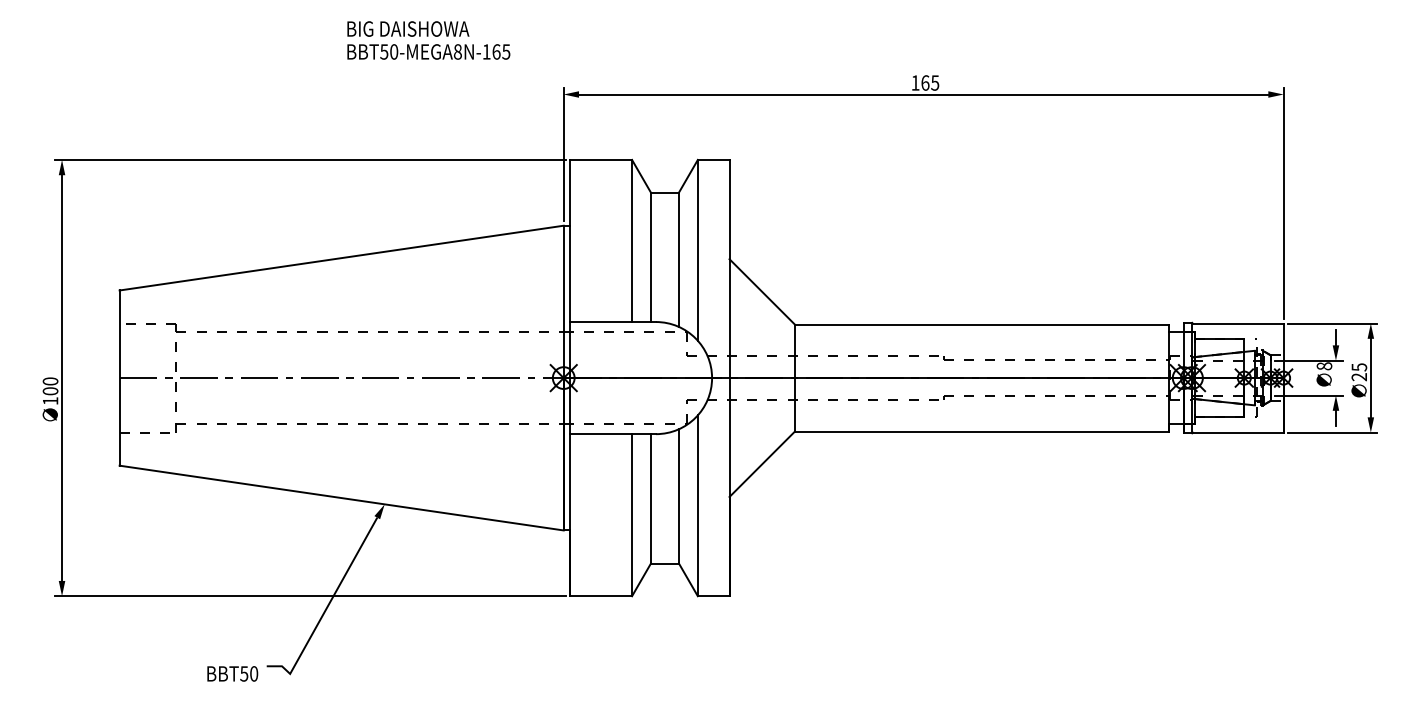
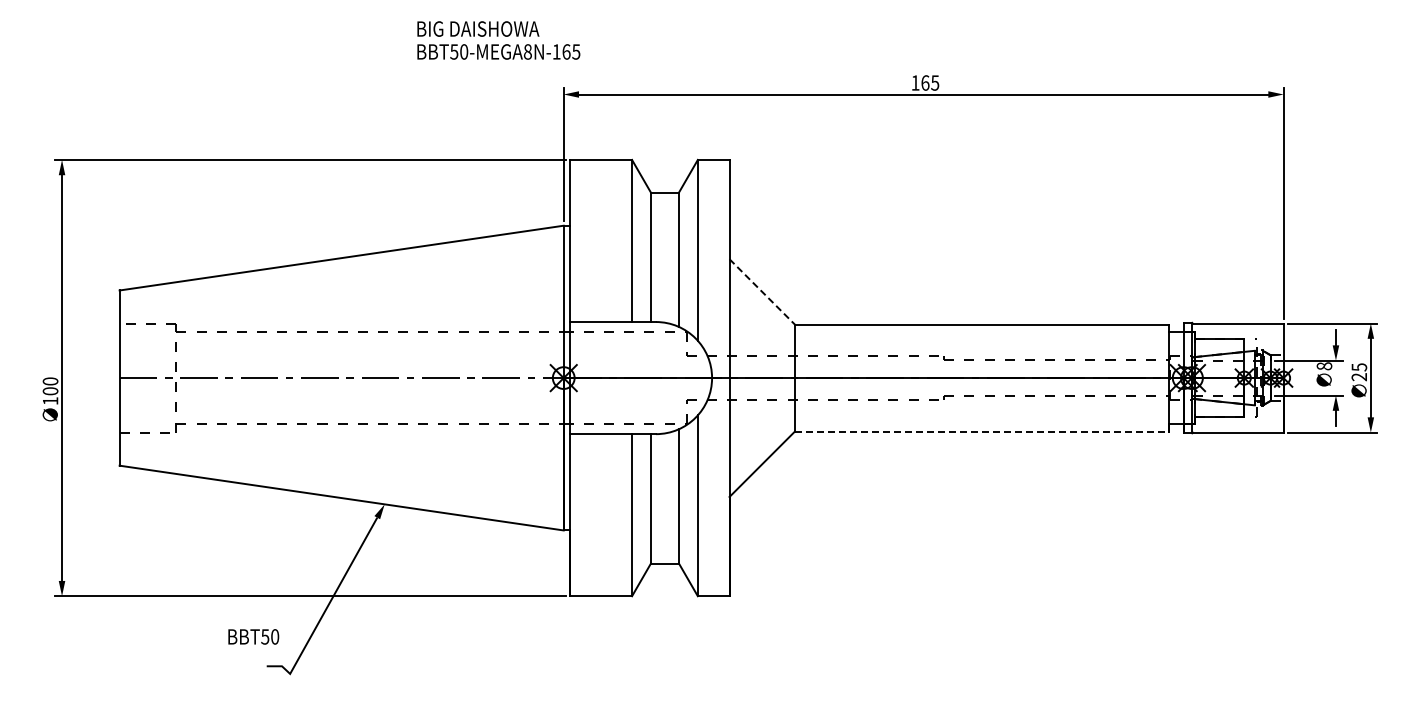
text position: (428, 40) -> (498, 40) (498, 40)
line: solid -> dashed (762, 292)
line: solid -> dashed (982, 431)
text position: (232, 673) -> (253, 636) (253, 636)
